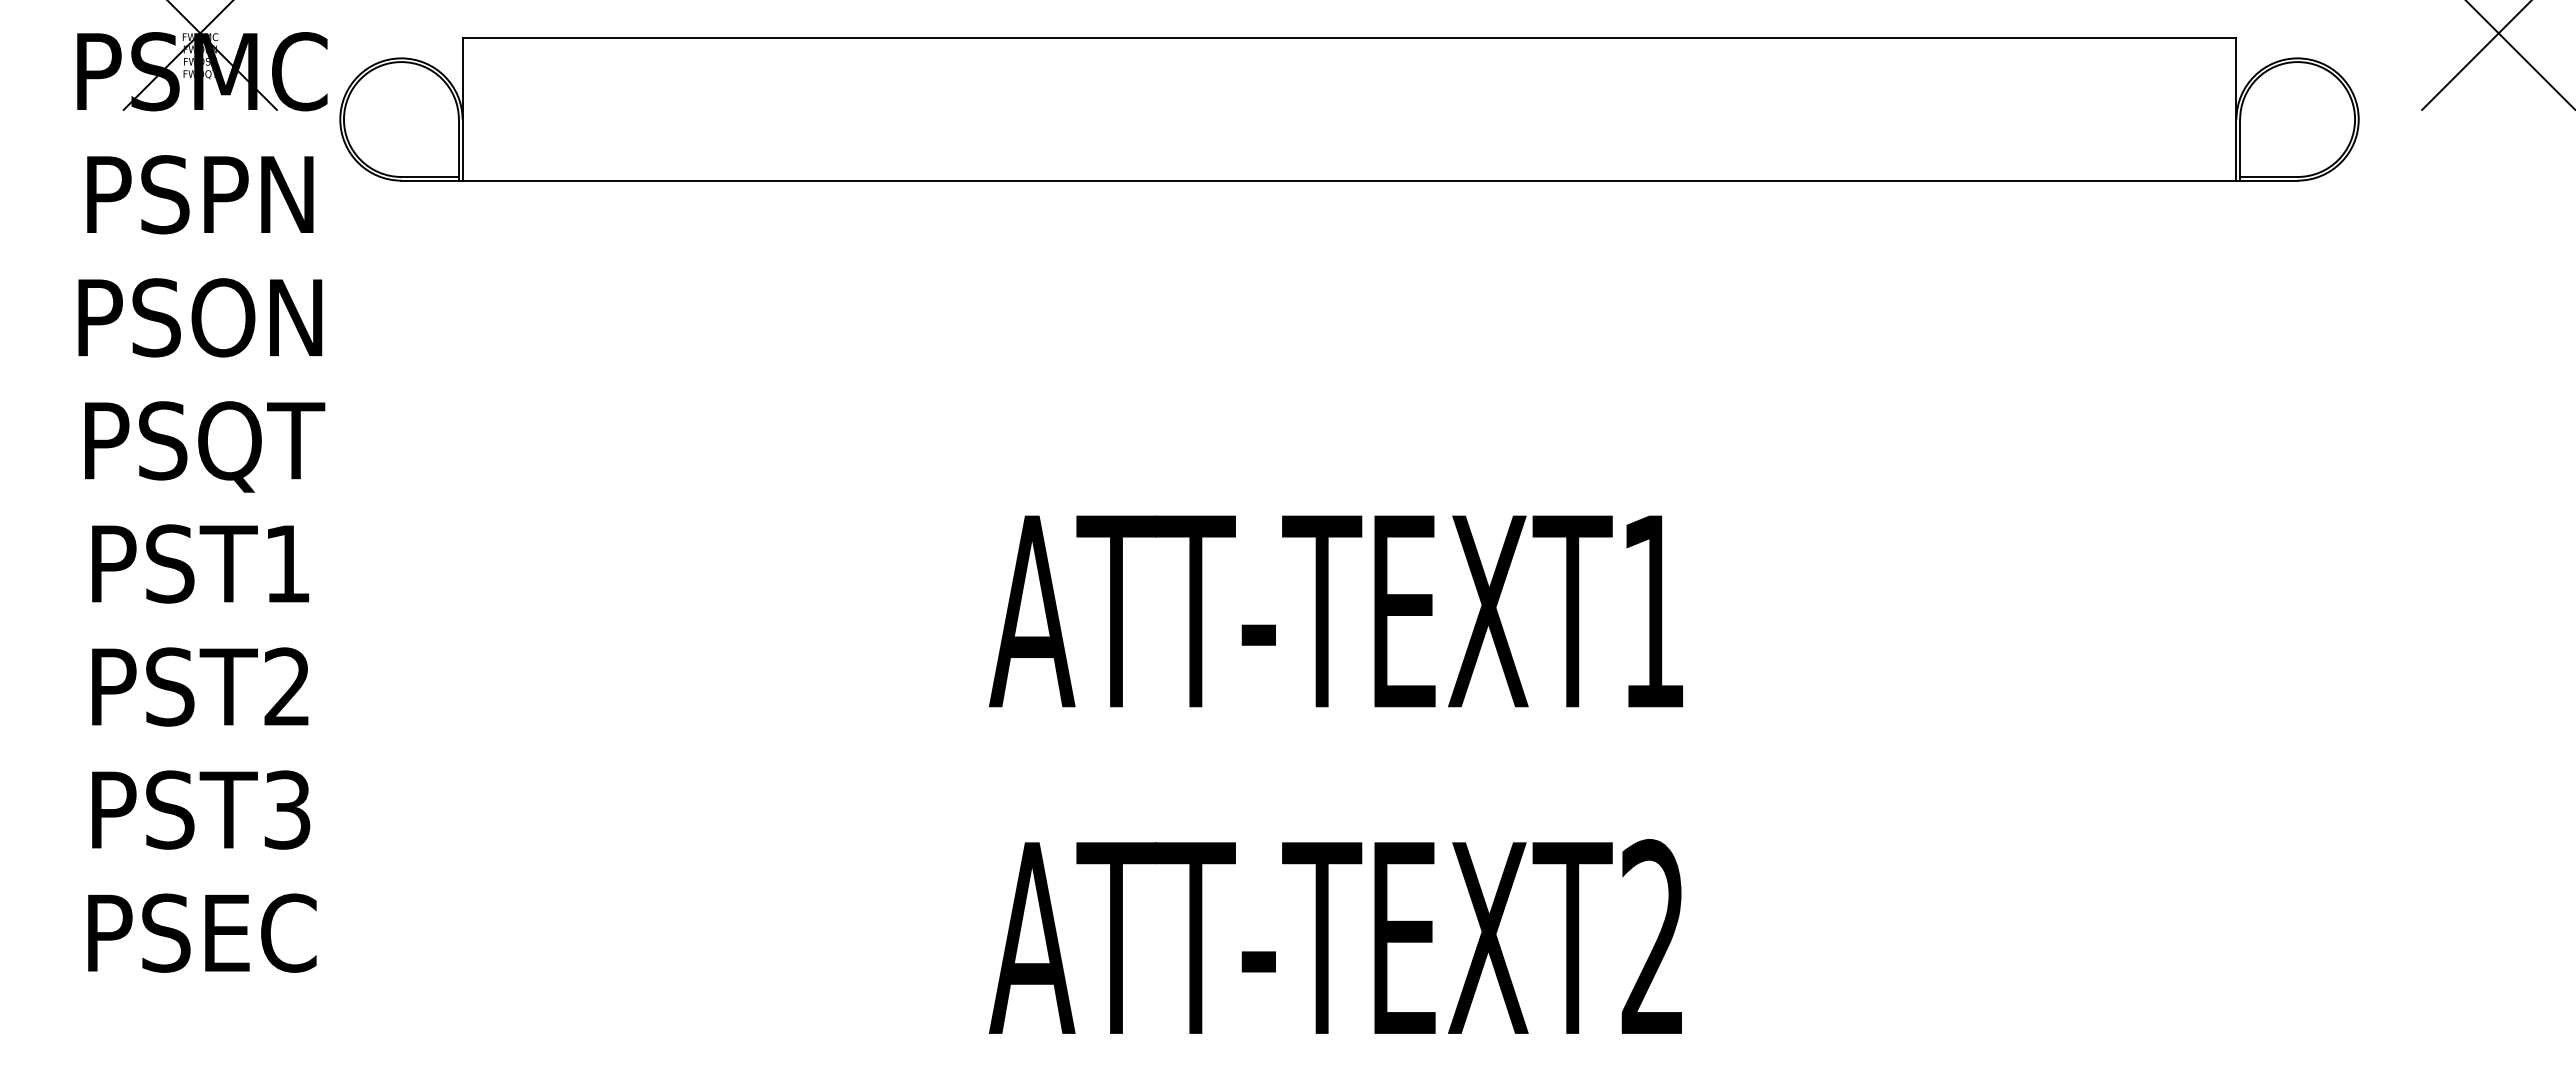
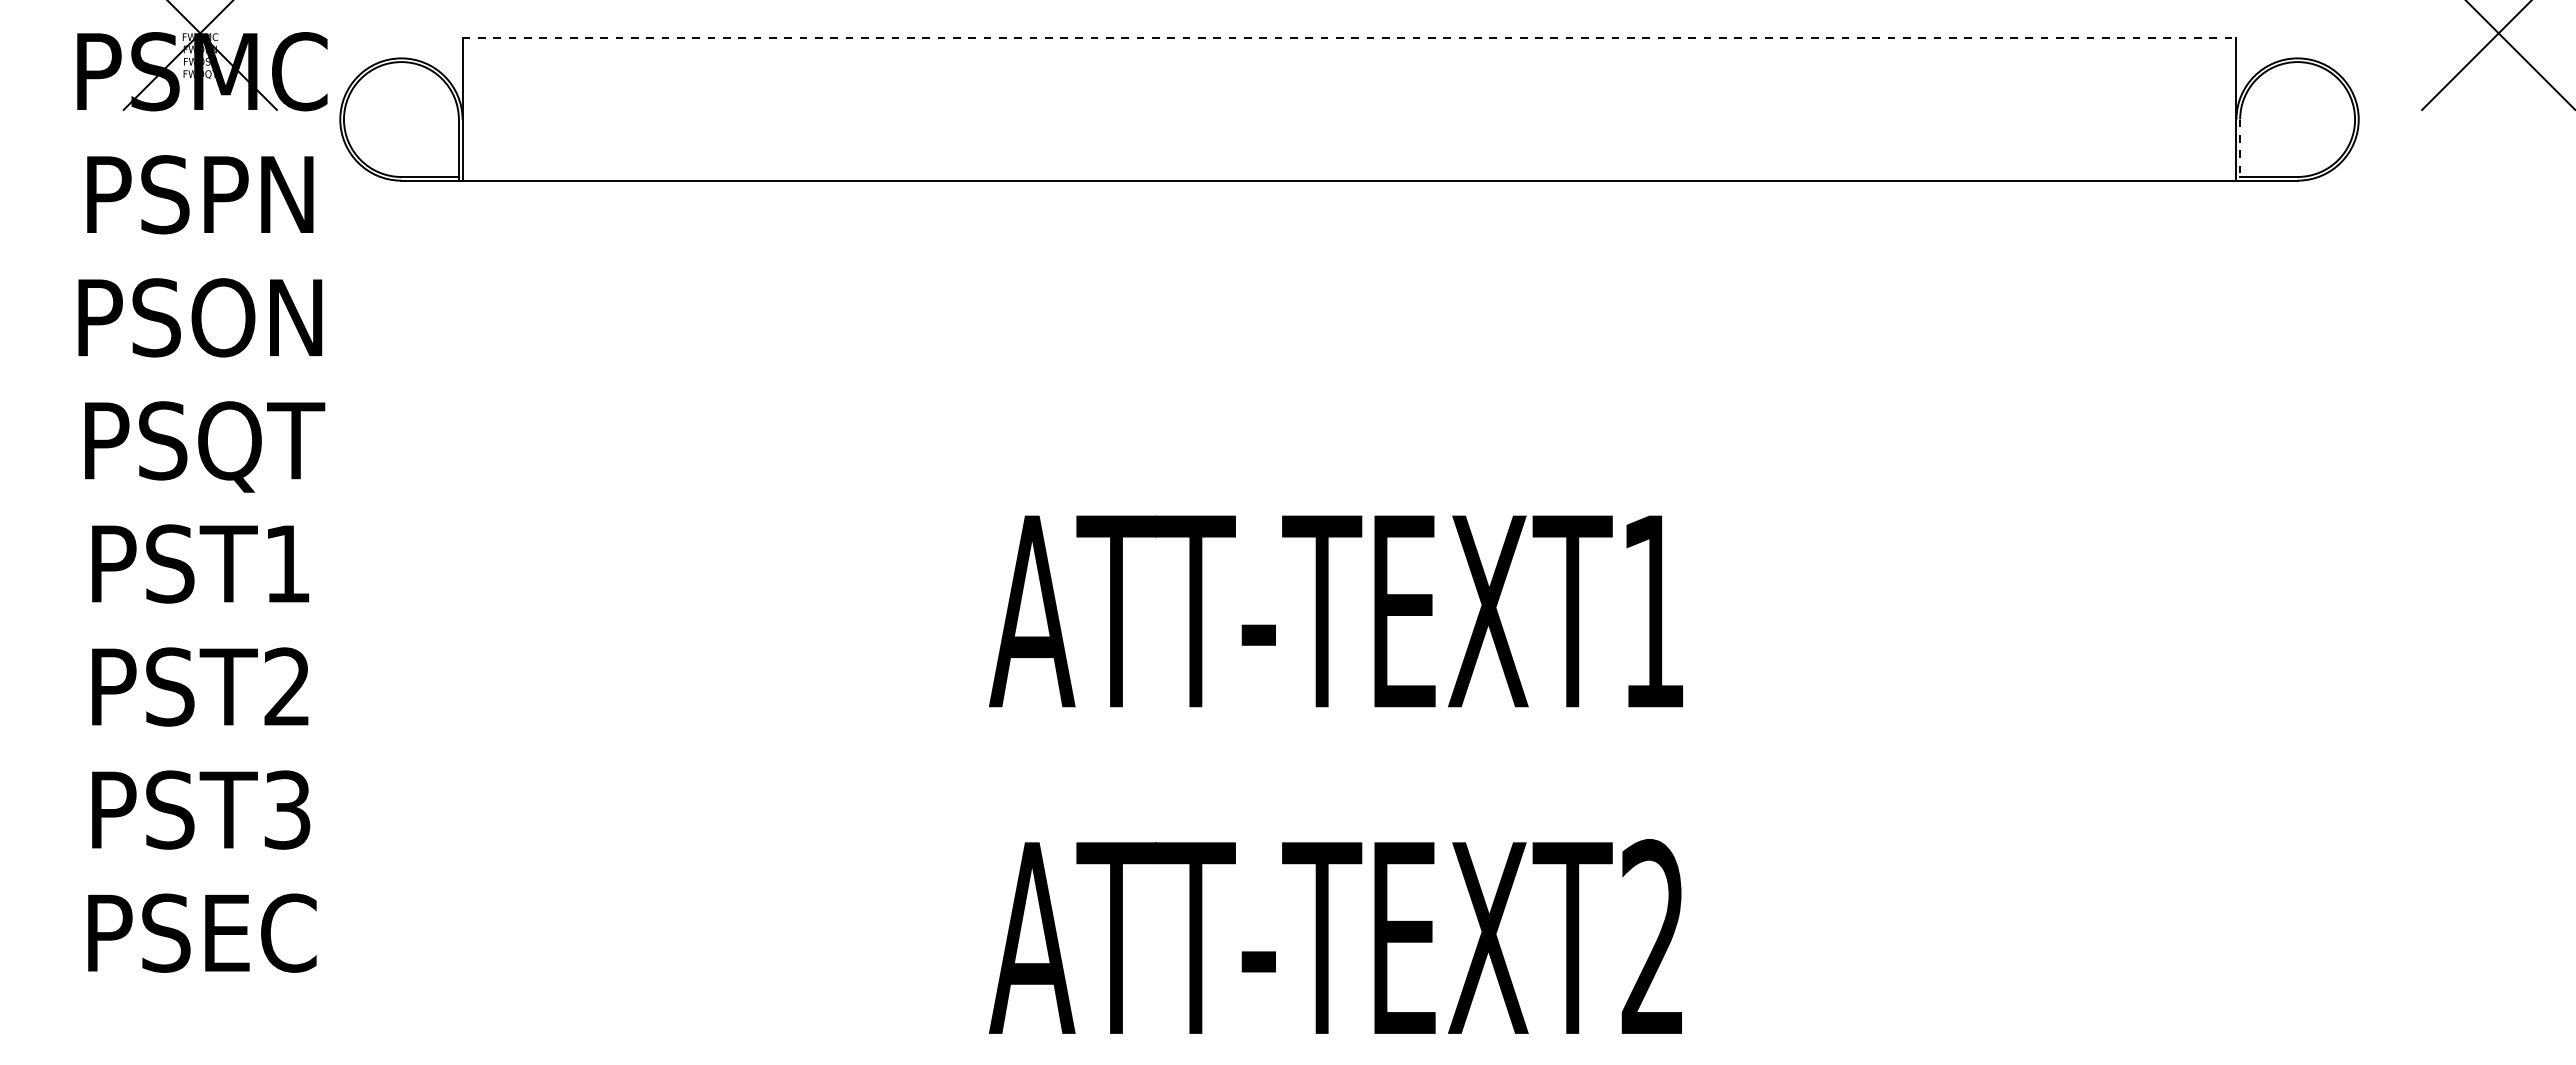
line: solid -> dashed (1349, 37)
line: solid -> dashed (2240, 150)
